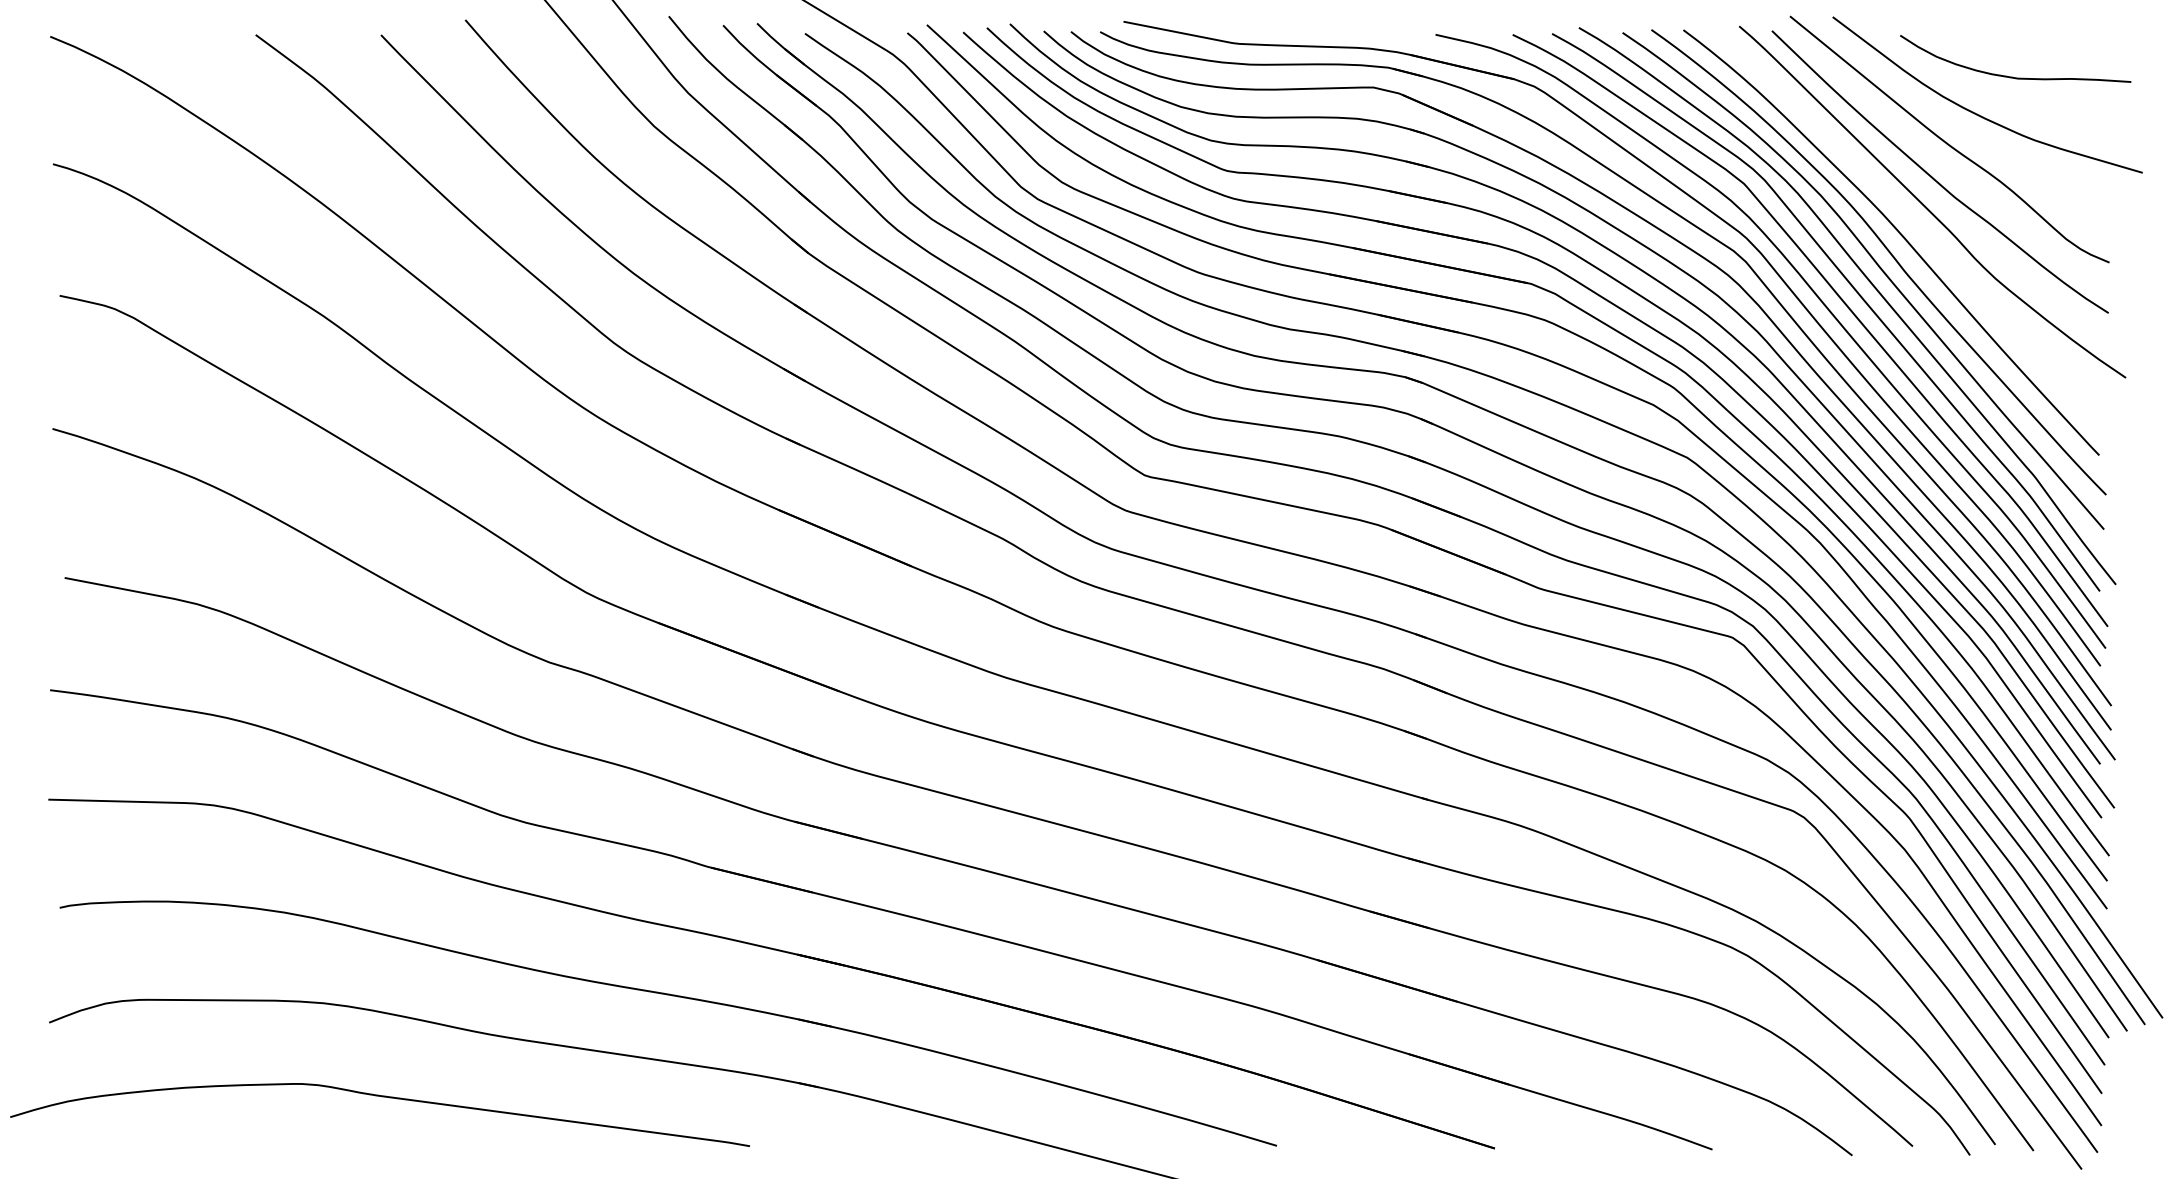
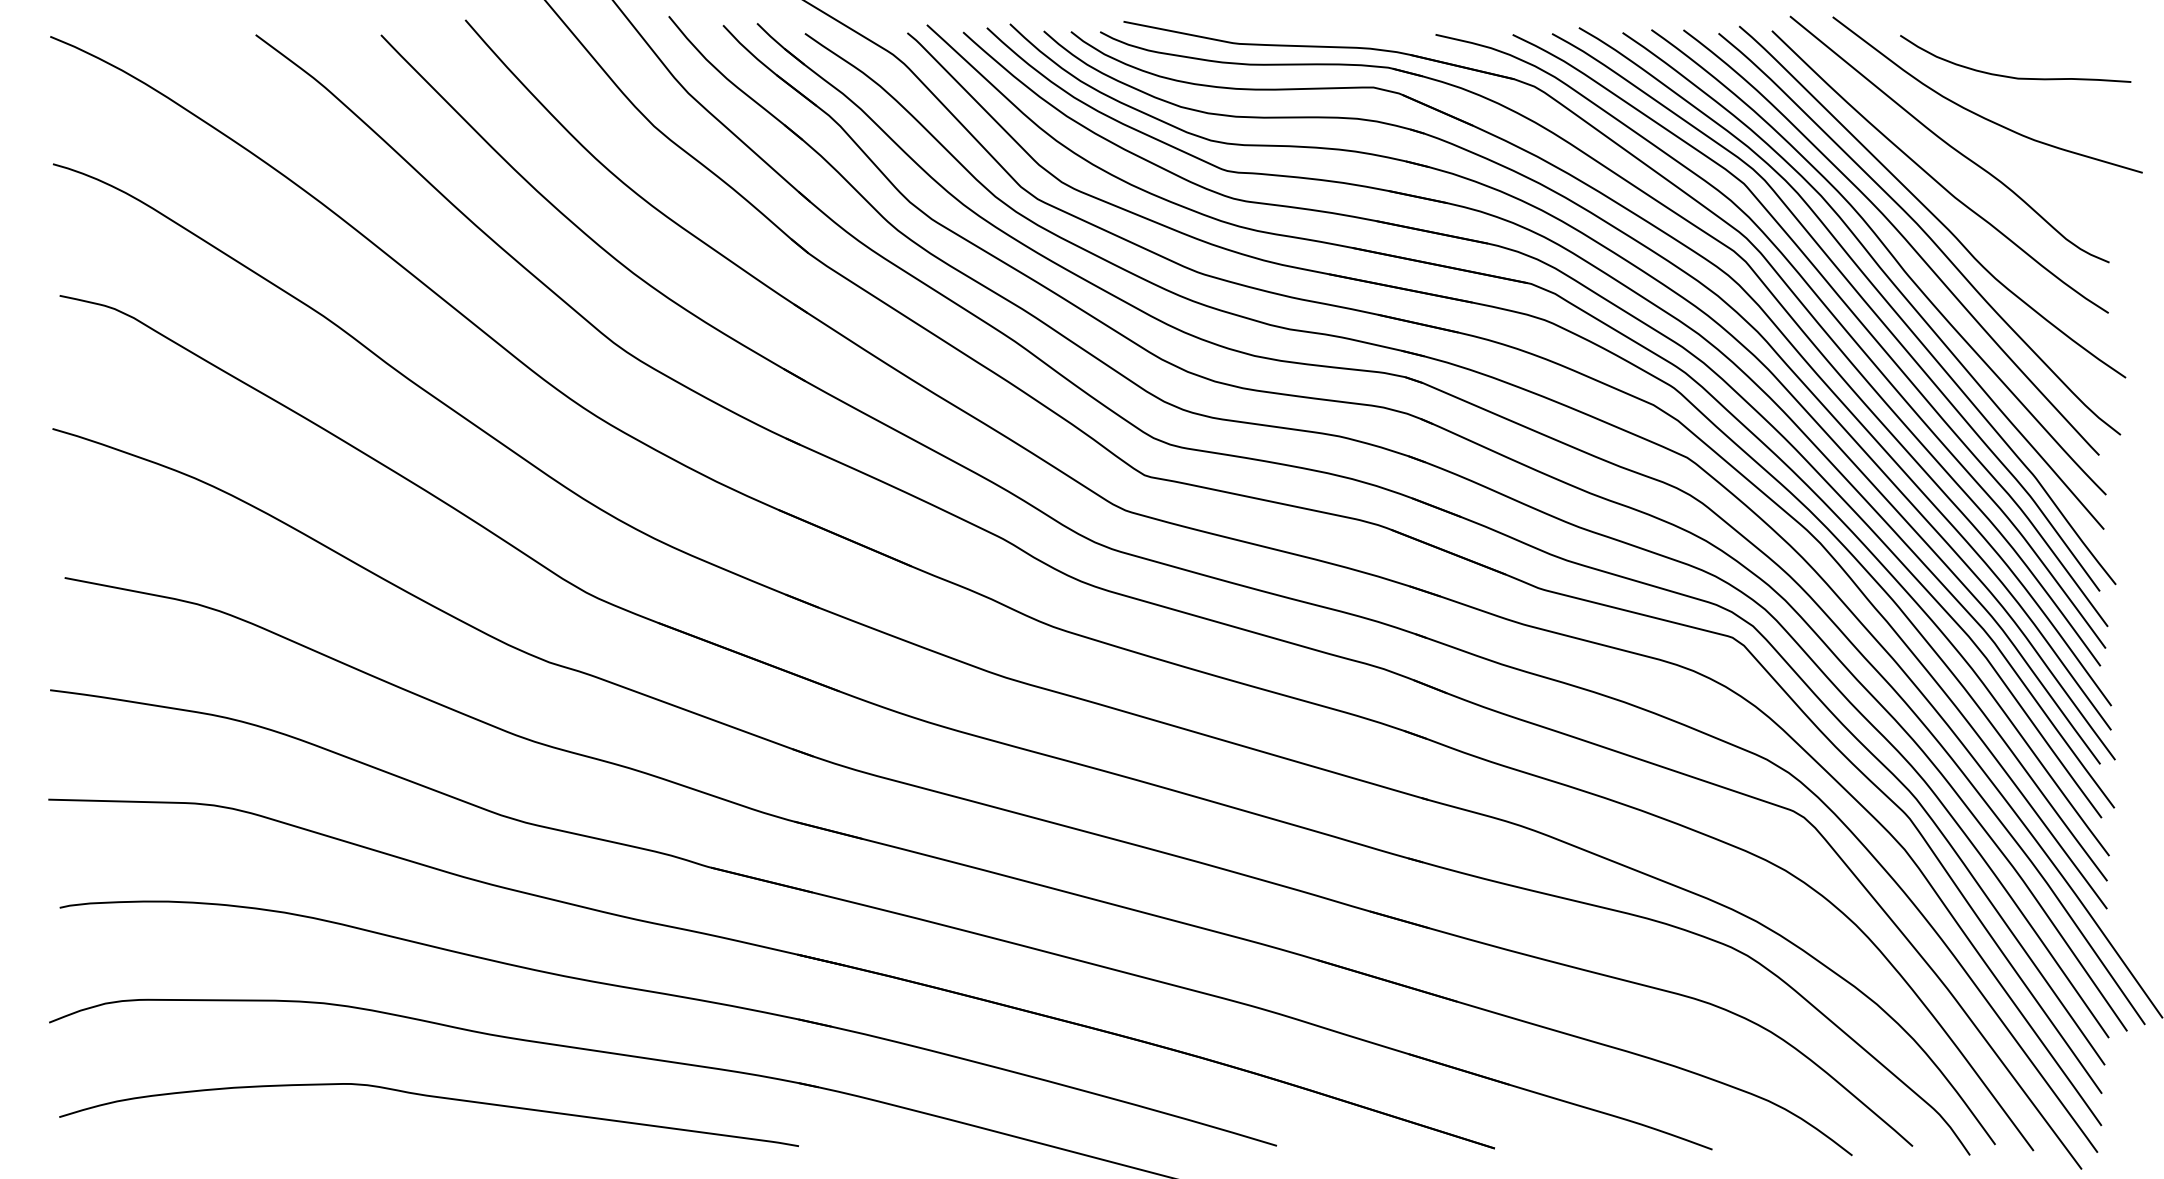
curve: none -> present (1922, 231)
curve position: (382, 1097) -> (431, 1097) (431, 1097)
